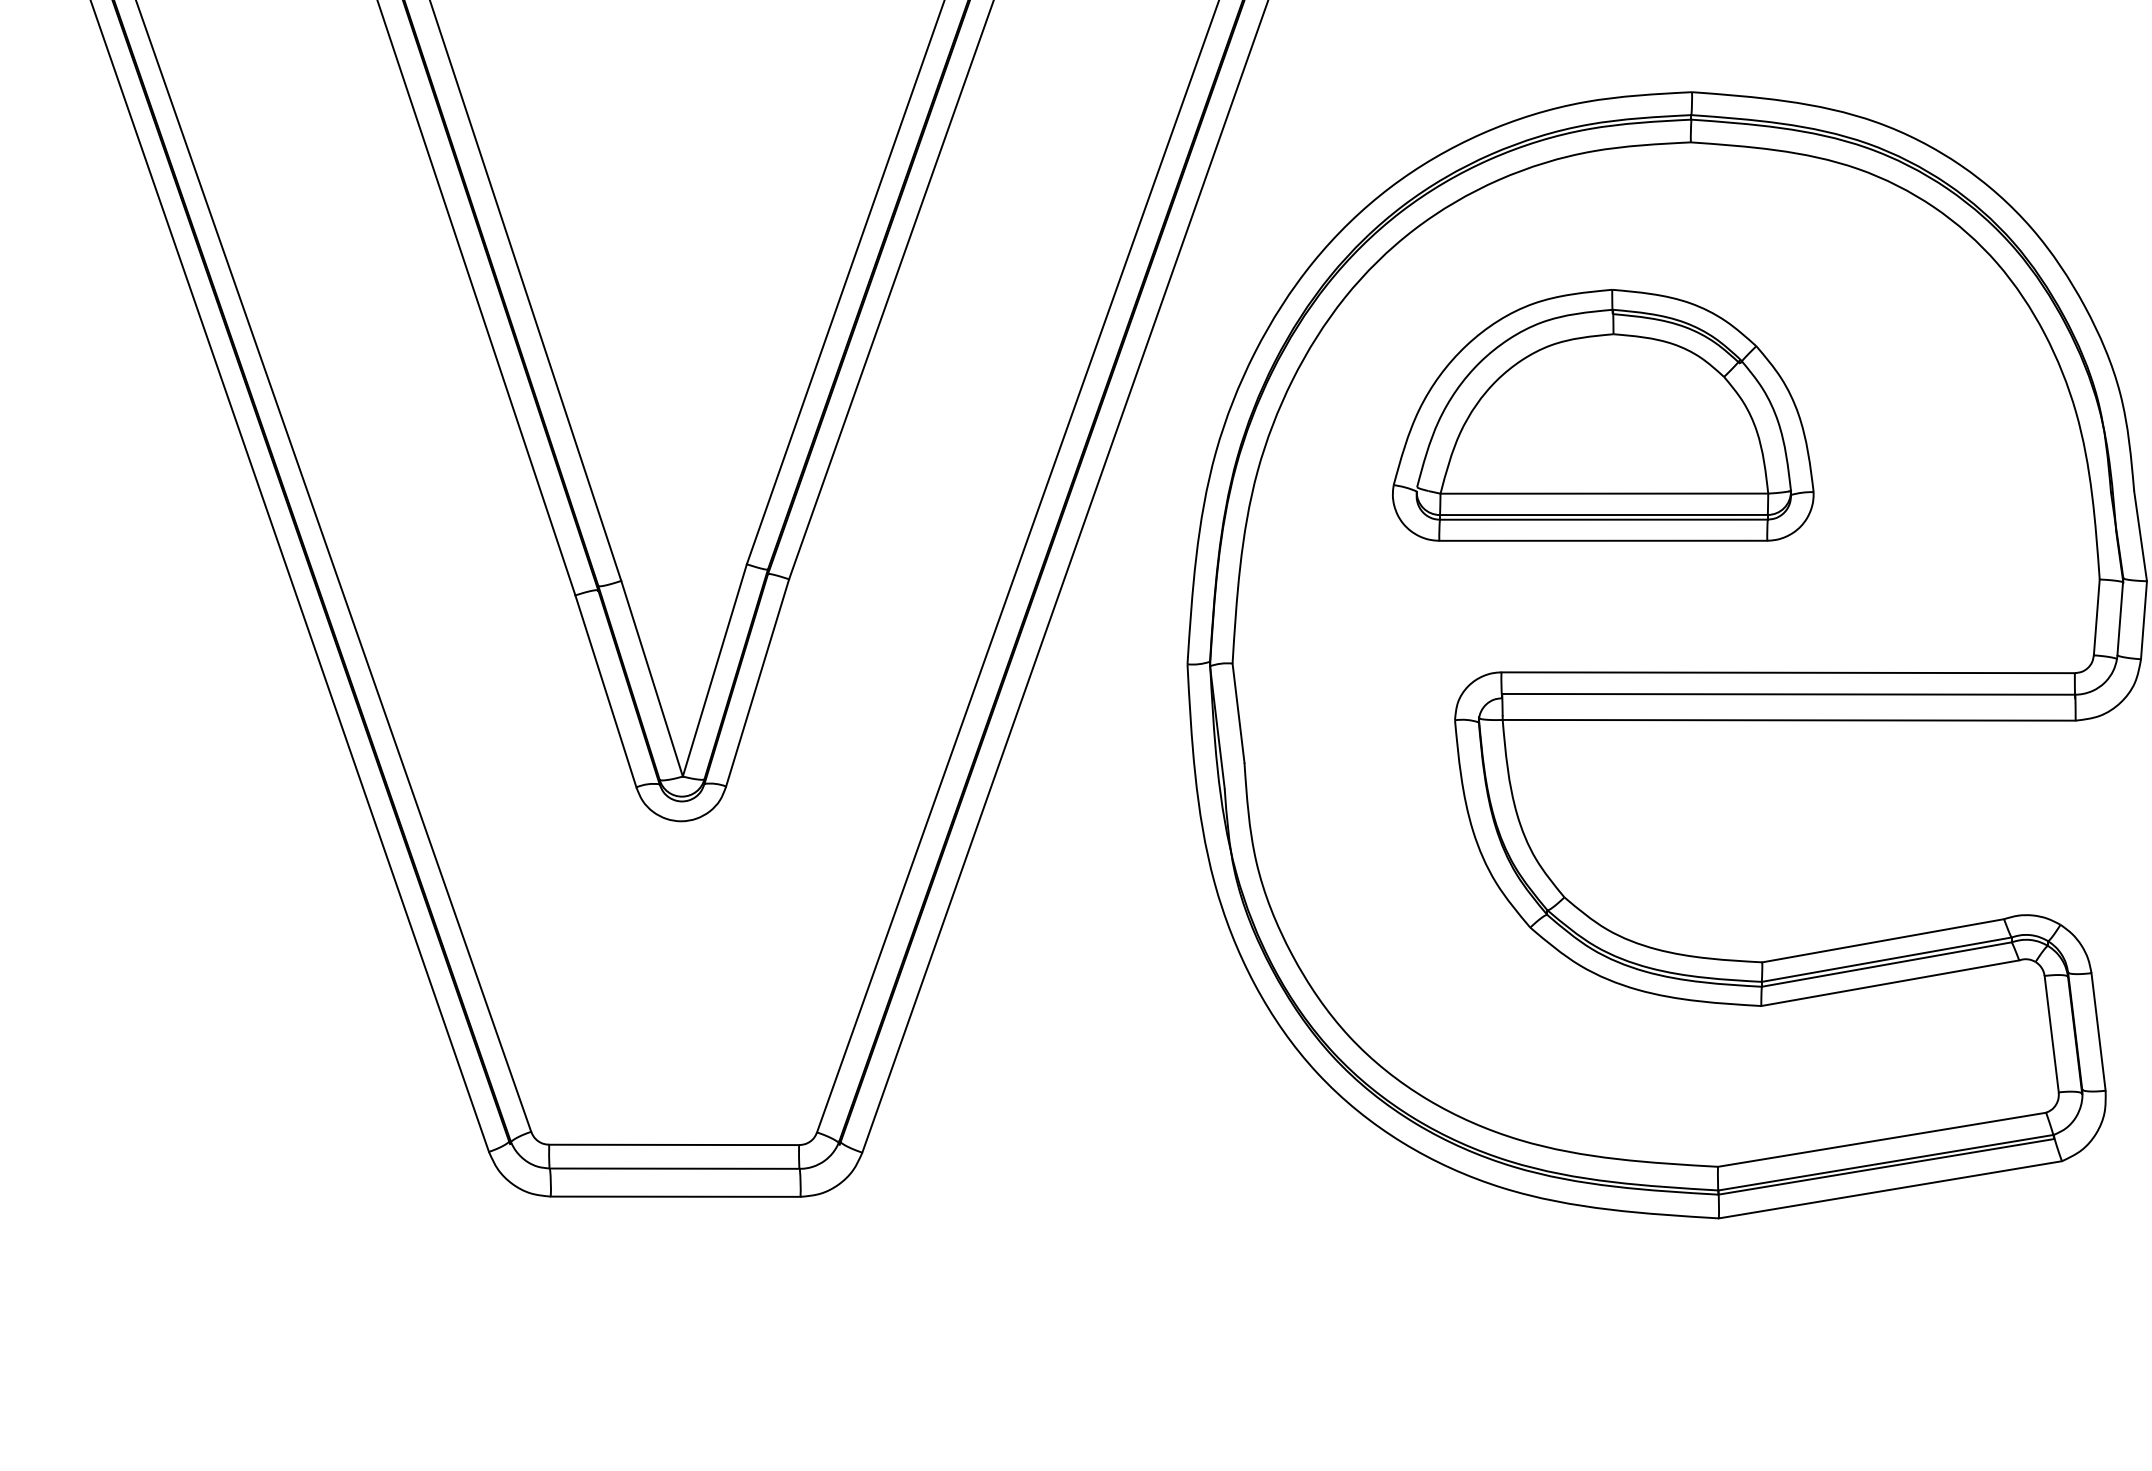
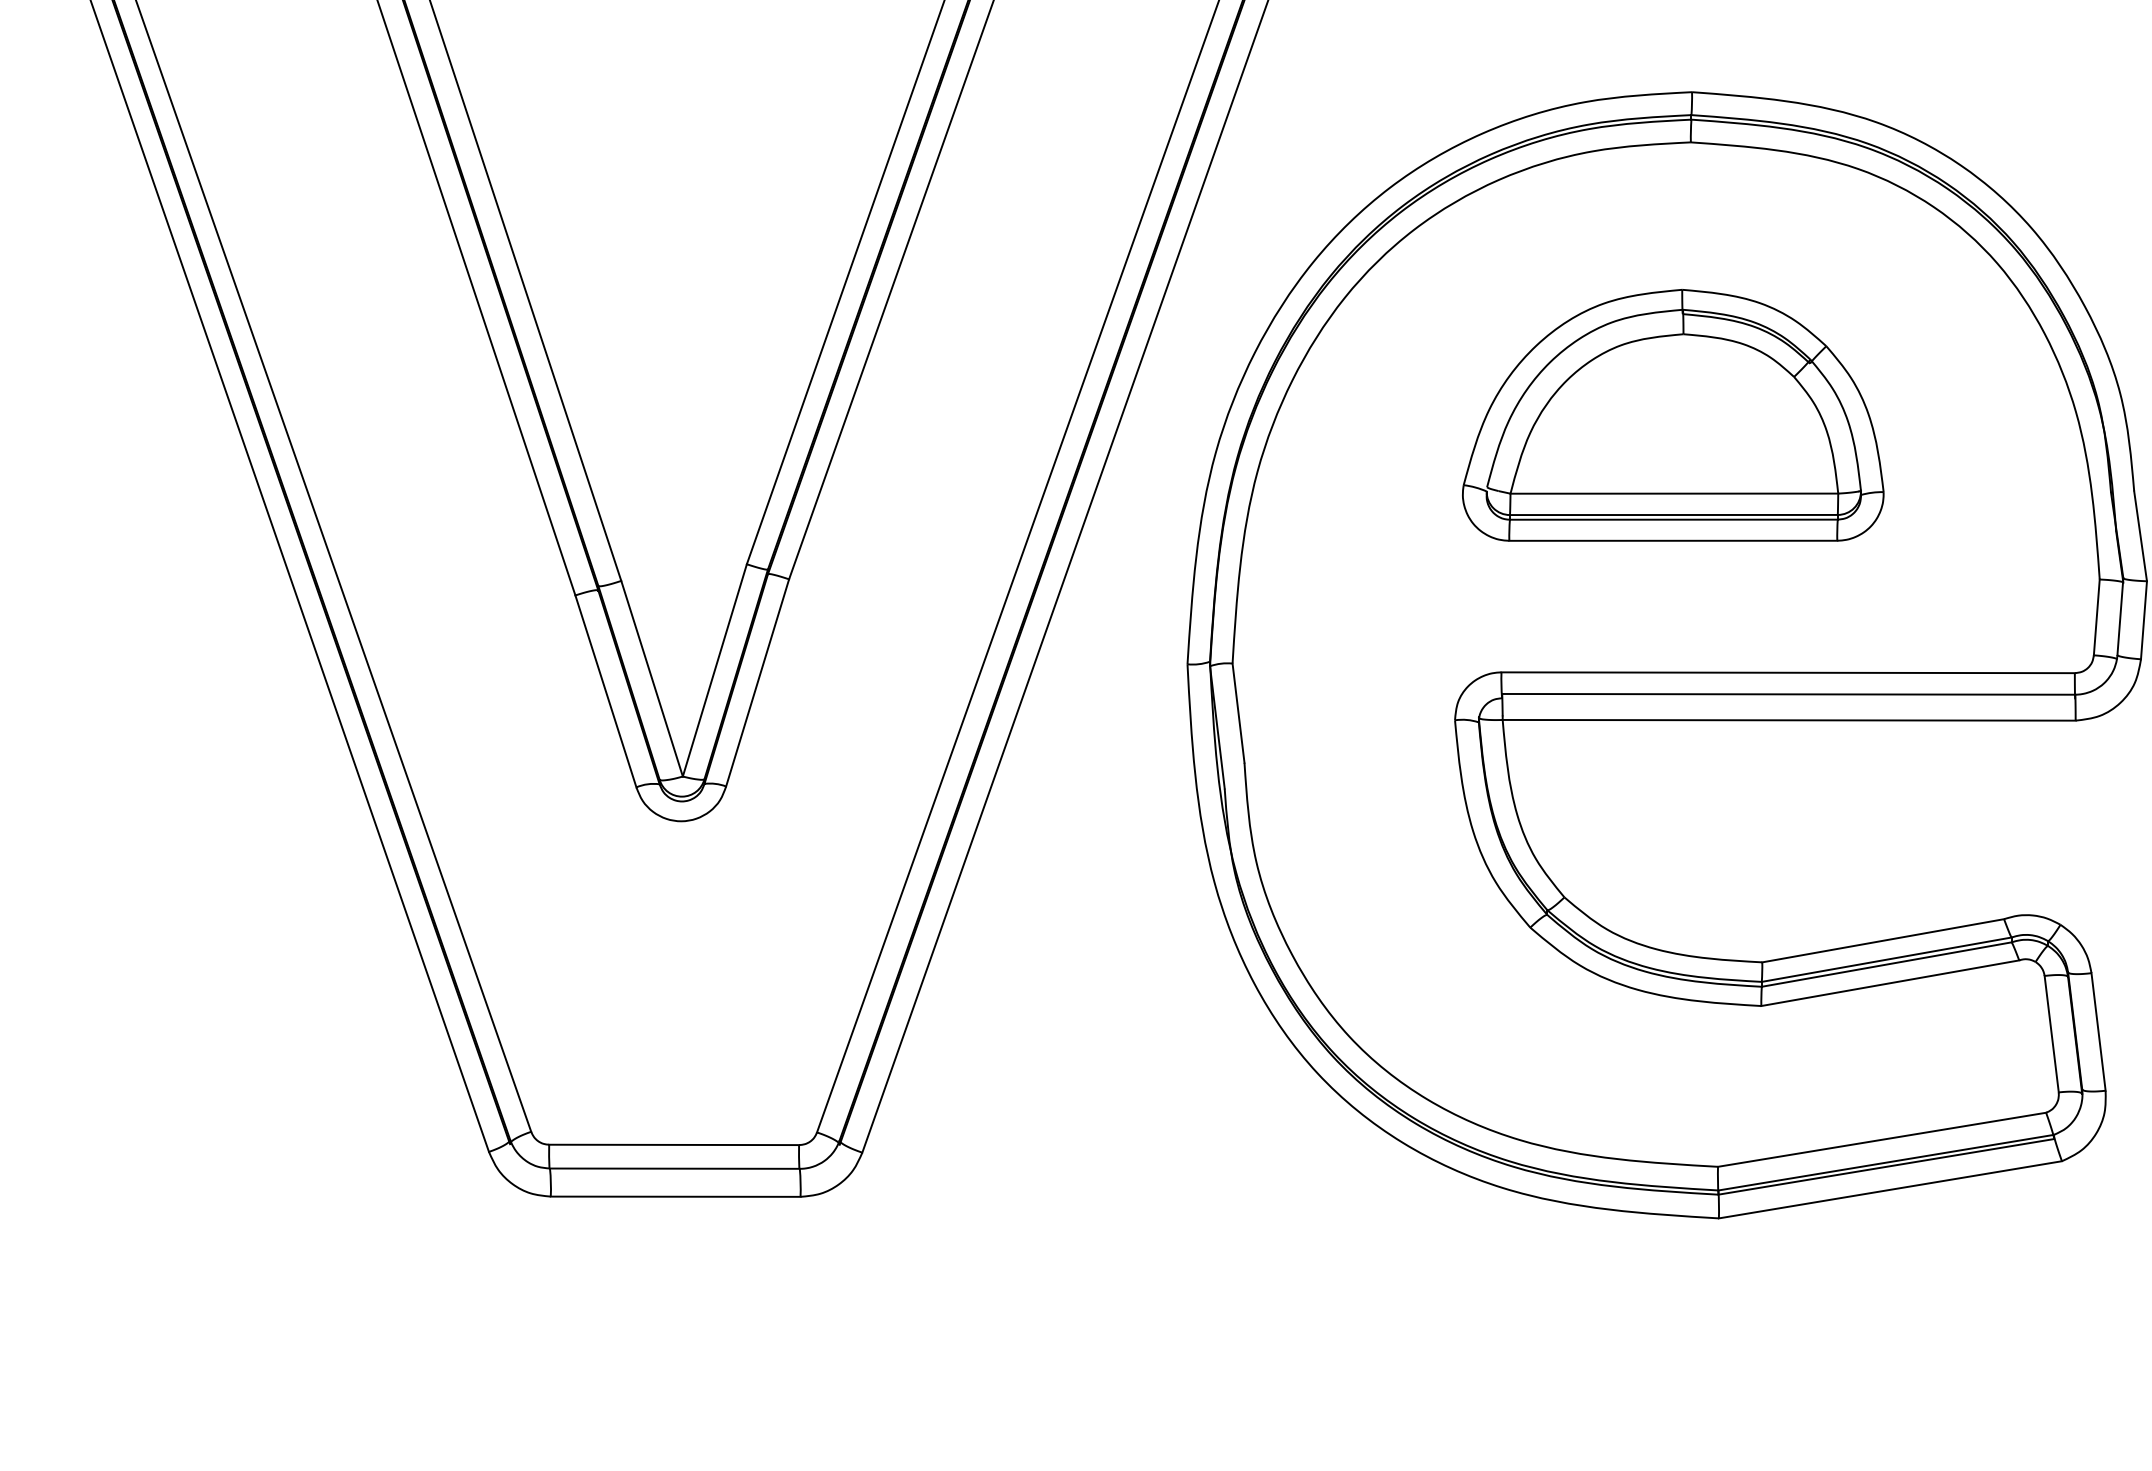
part position: (1603, 415) -> (1673, 415) (1673, 415)
